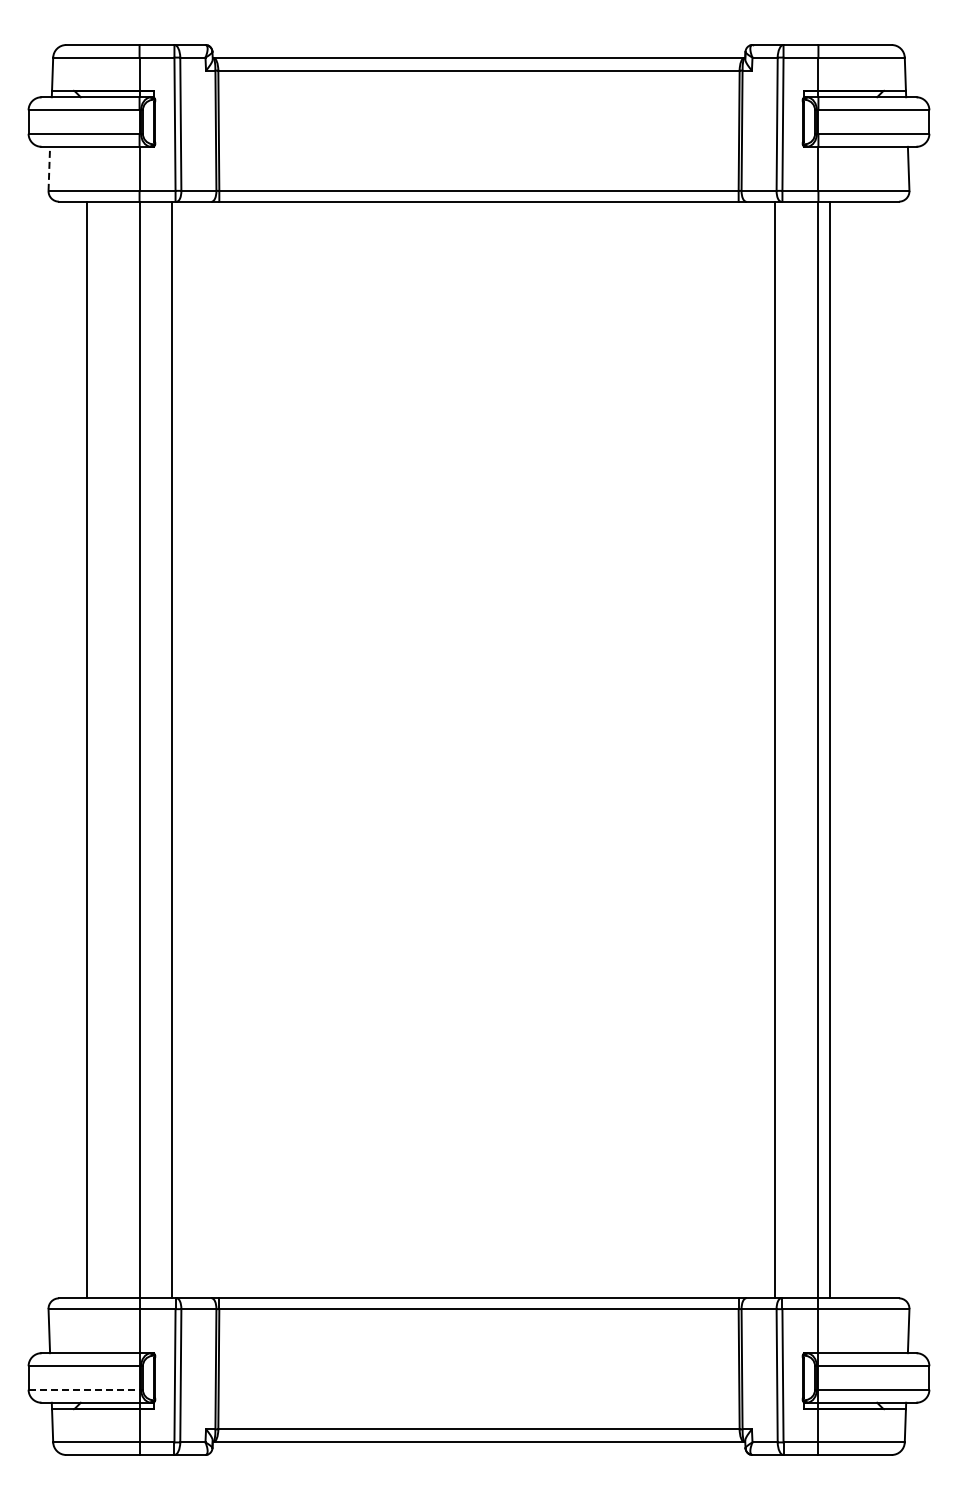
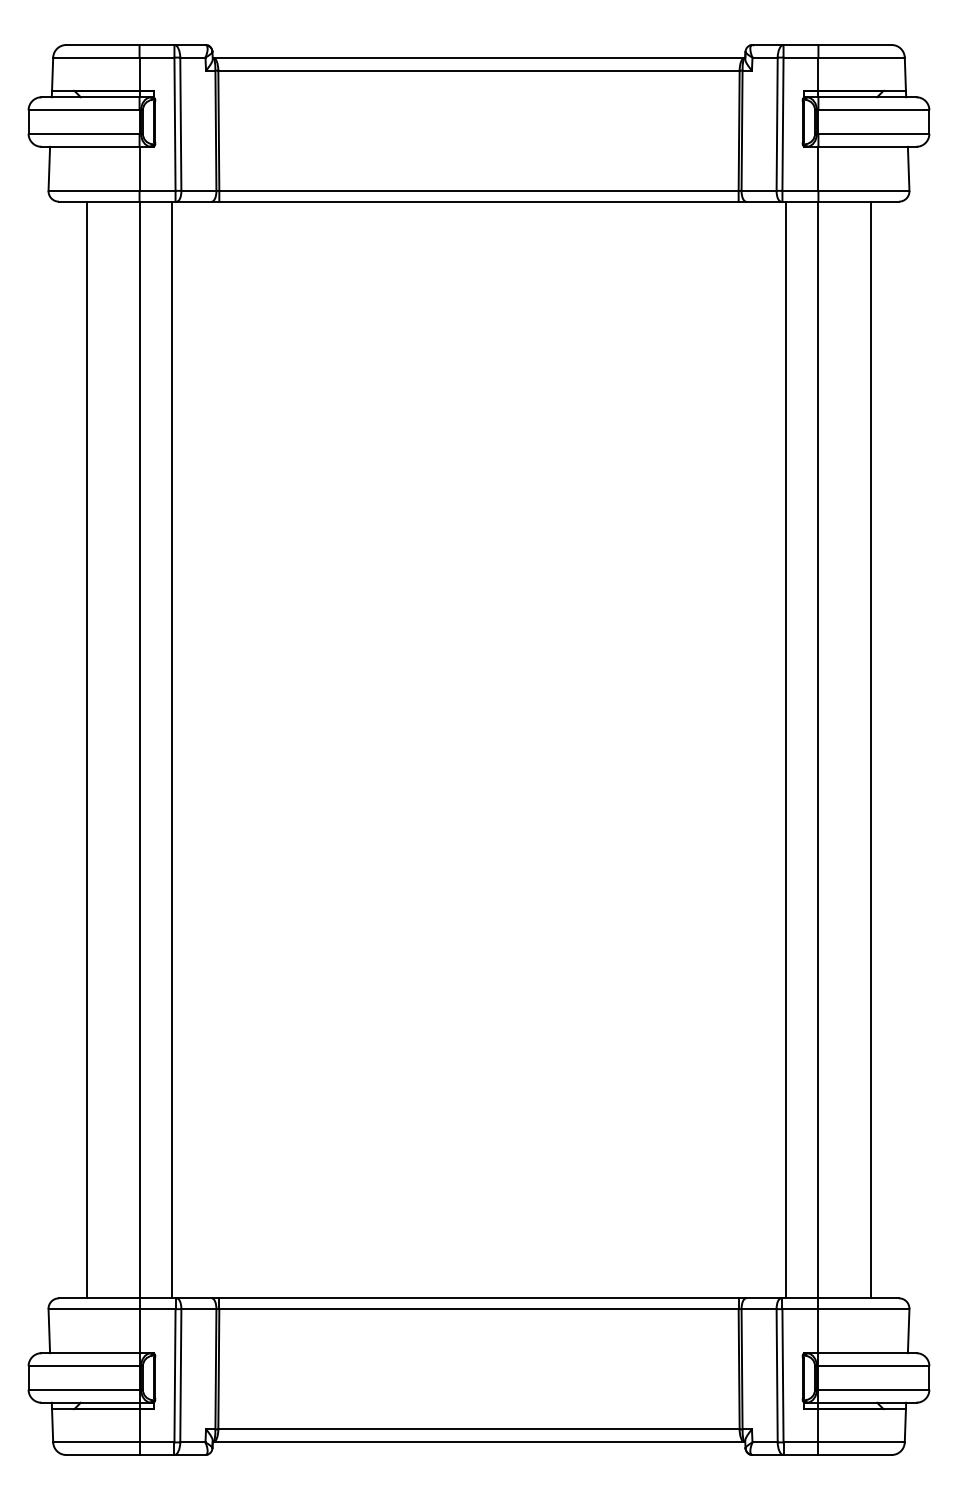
line: dashed -> solid (49, 168)
line position: (774, 749) -> (785, 749) (785, 749)
line position: (829, 749) -> (870, 749) (870, 749)
line: dashed -> solid (84, 1389)
